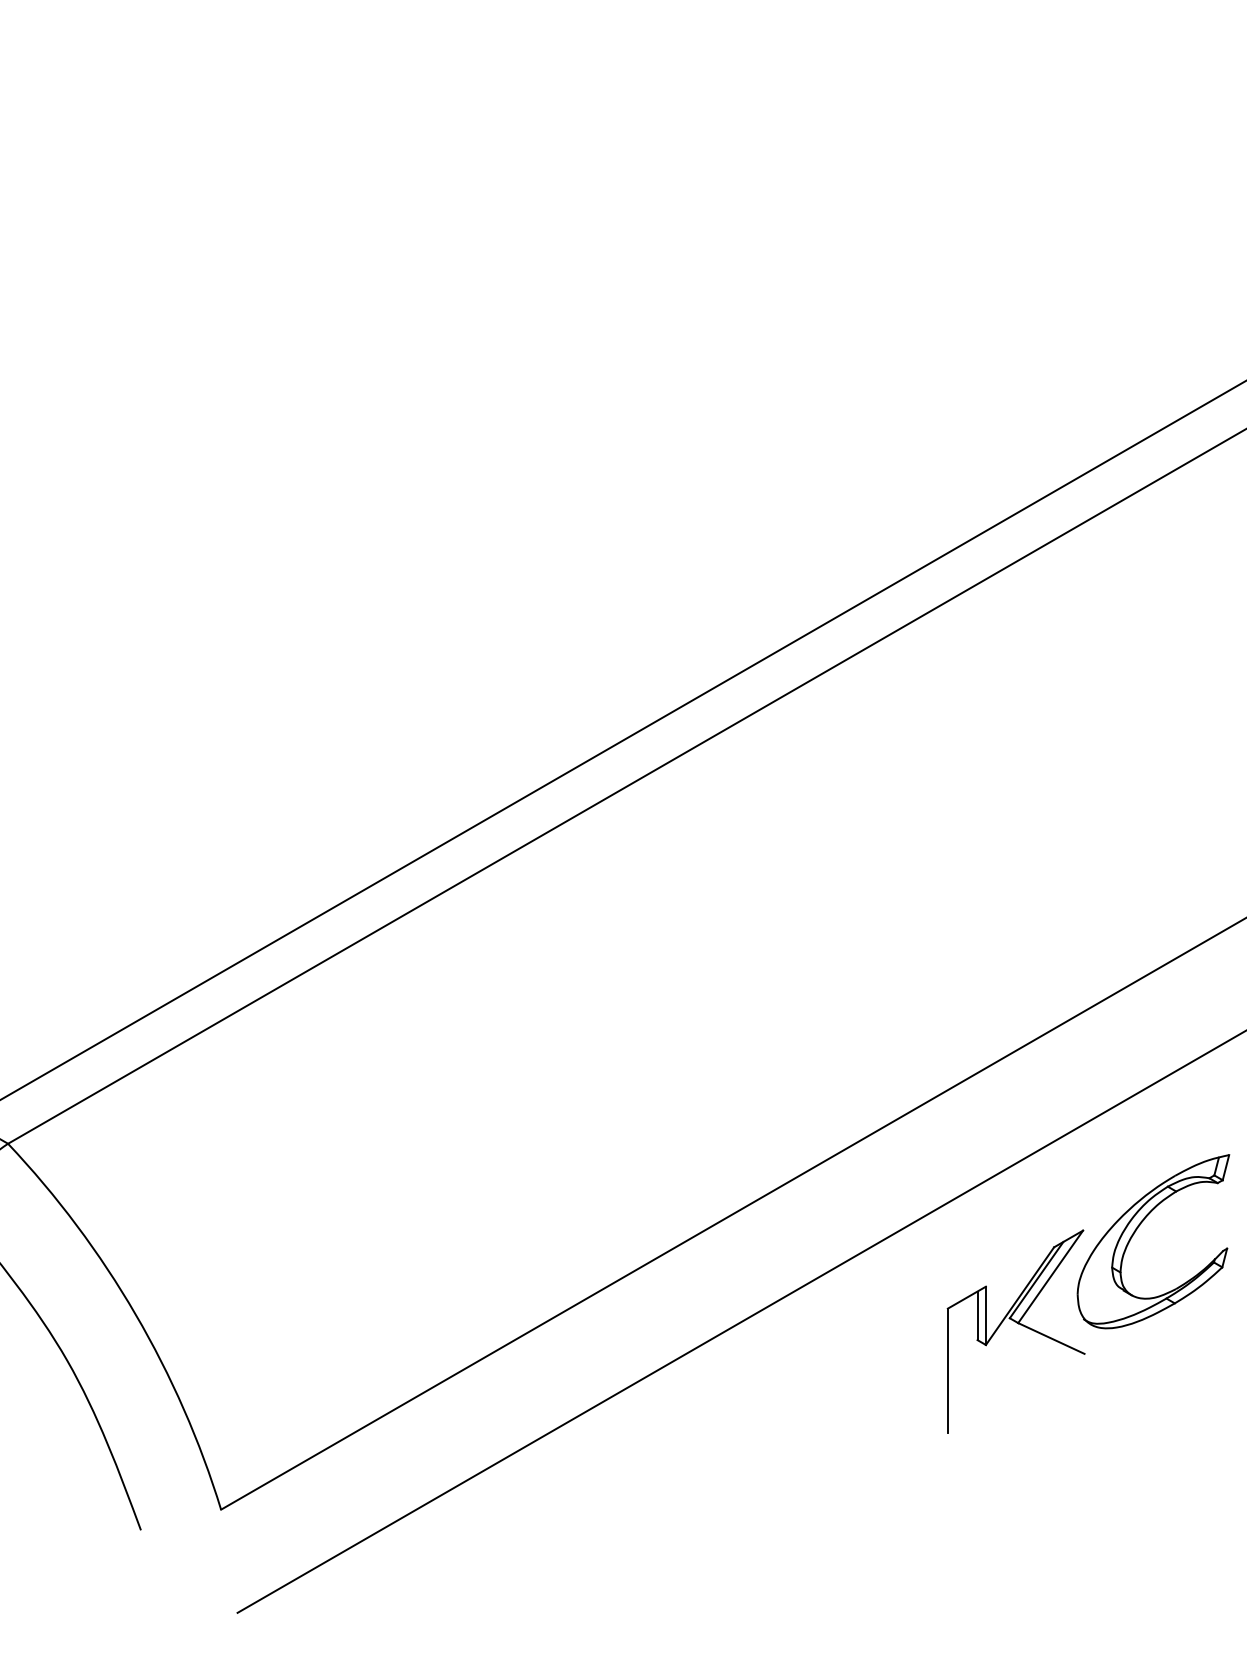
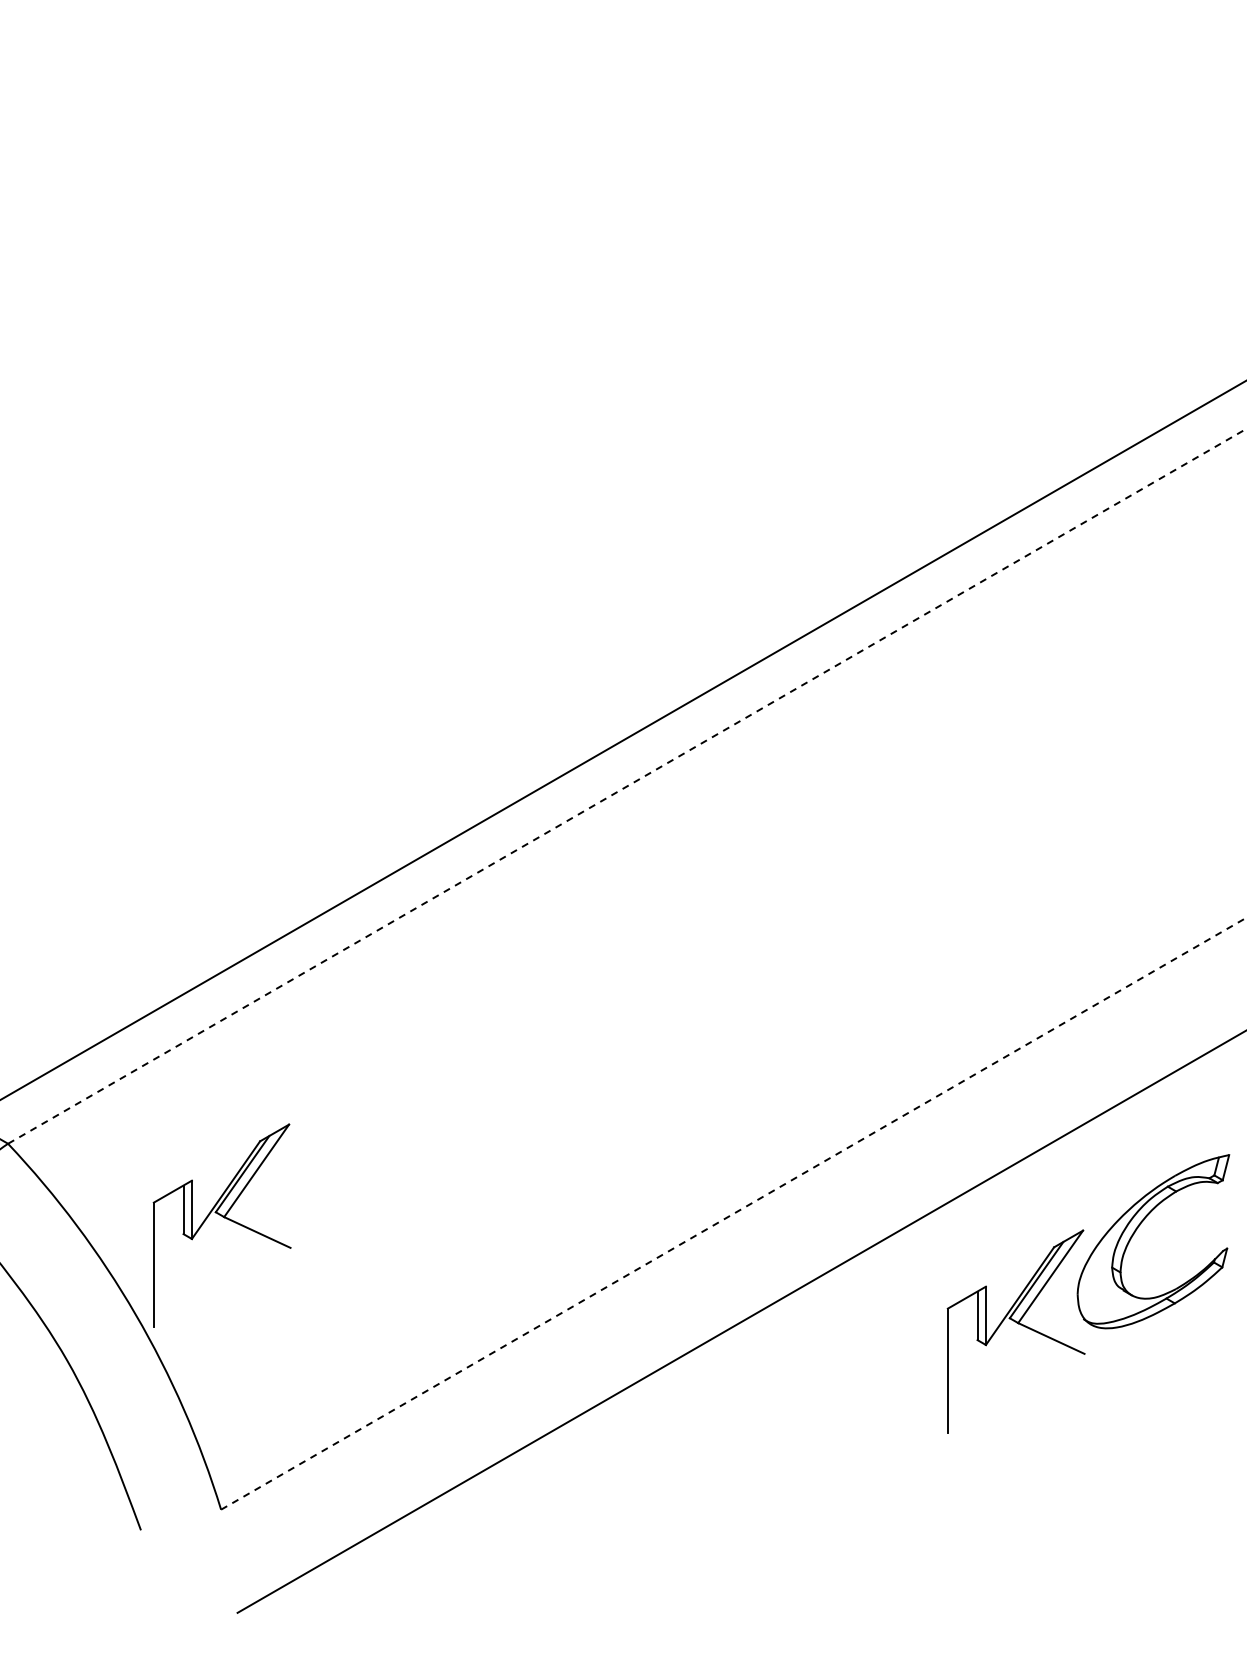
line: solid -> dashed (627, 786)
line: solid -> dashed (733, 1213)
part: none -> present (224, 1218)
